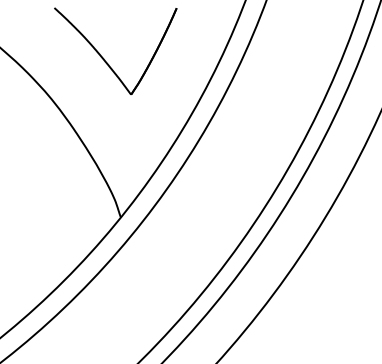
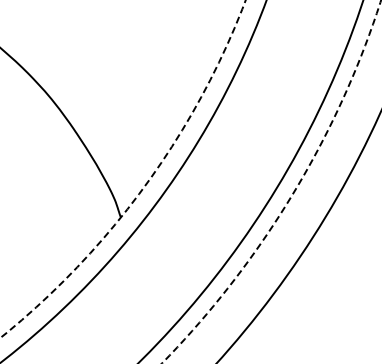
part: present -> none (104, 58)
circle: solid -> dashed (122, 168)
circle: solid -> dashed (271, 181)
